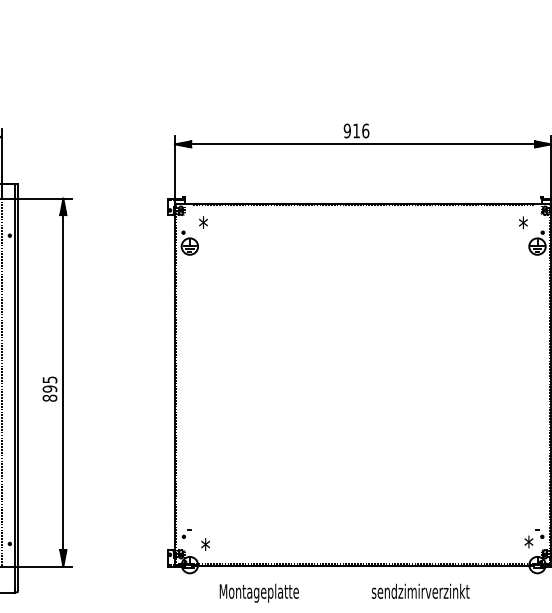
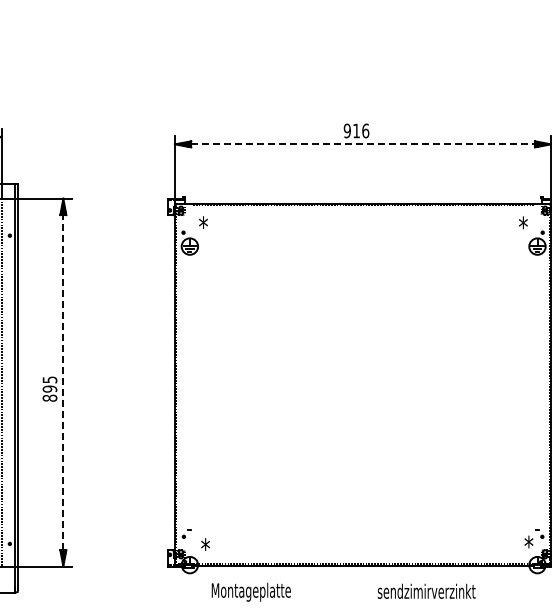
line: solid -> dashed (363, 144)
line: solid -> dashed (63, 382)
text position: (420, 590) -> (426, 590) (426, 590)
text position: (258, 592) -> (250, 591) (250, 591)
